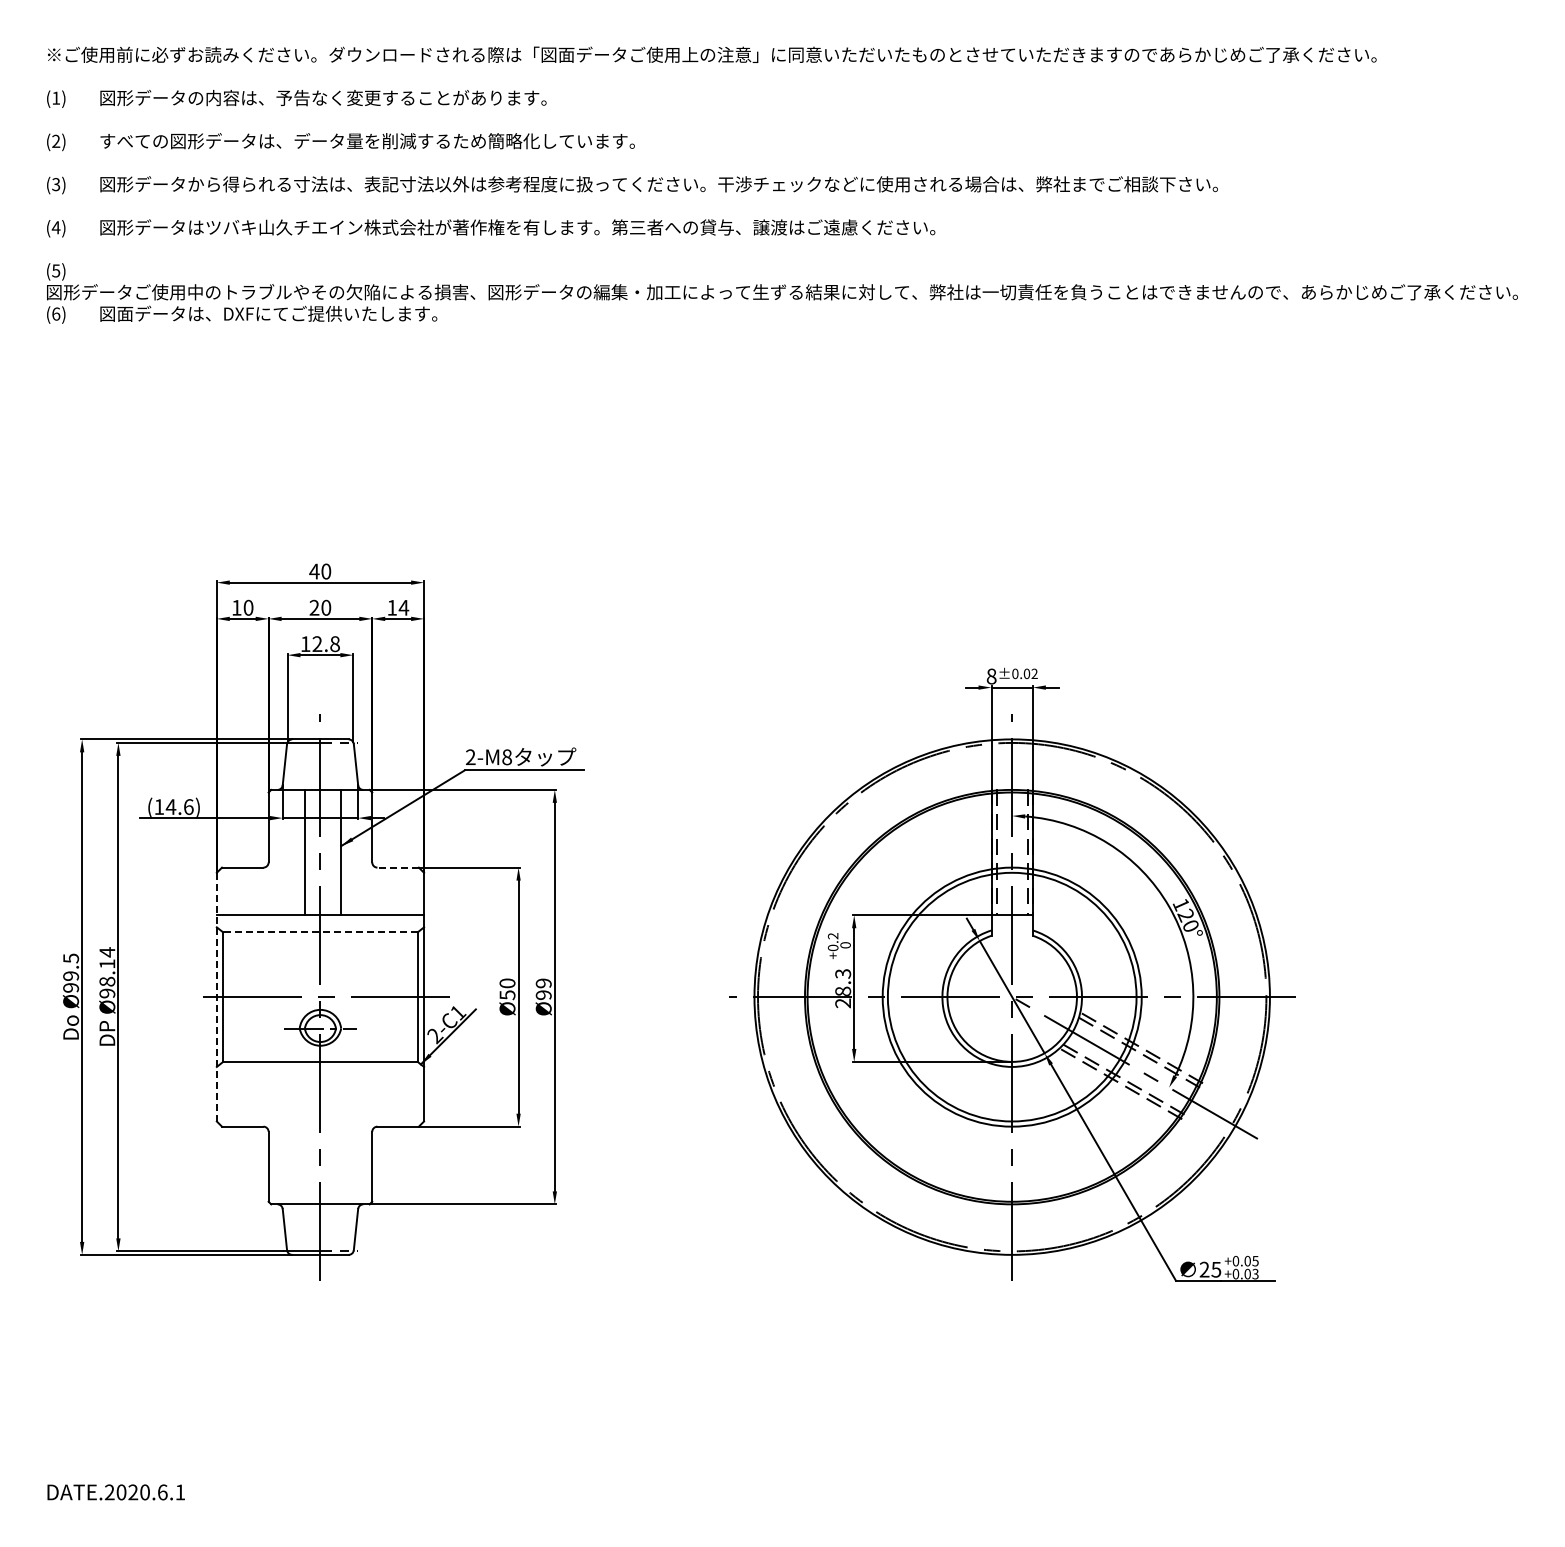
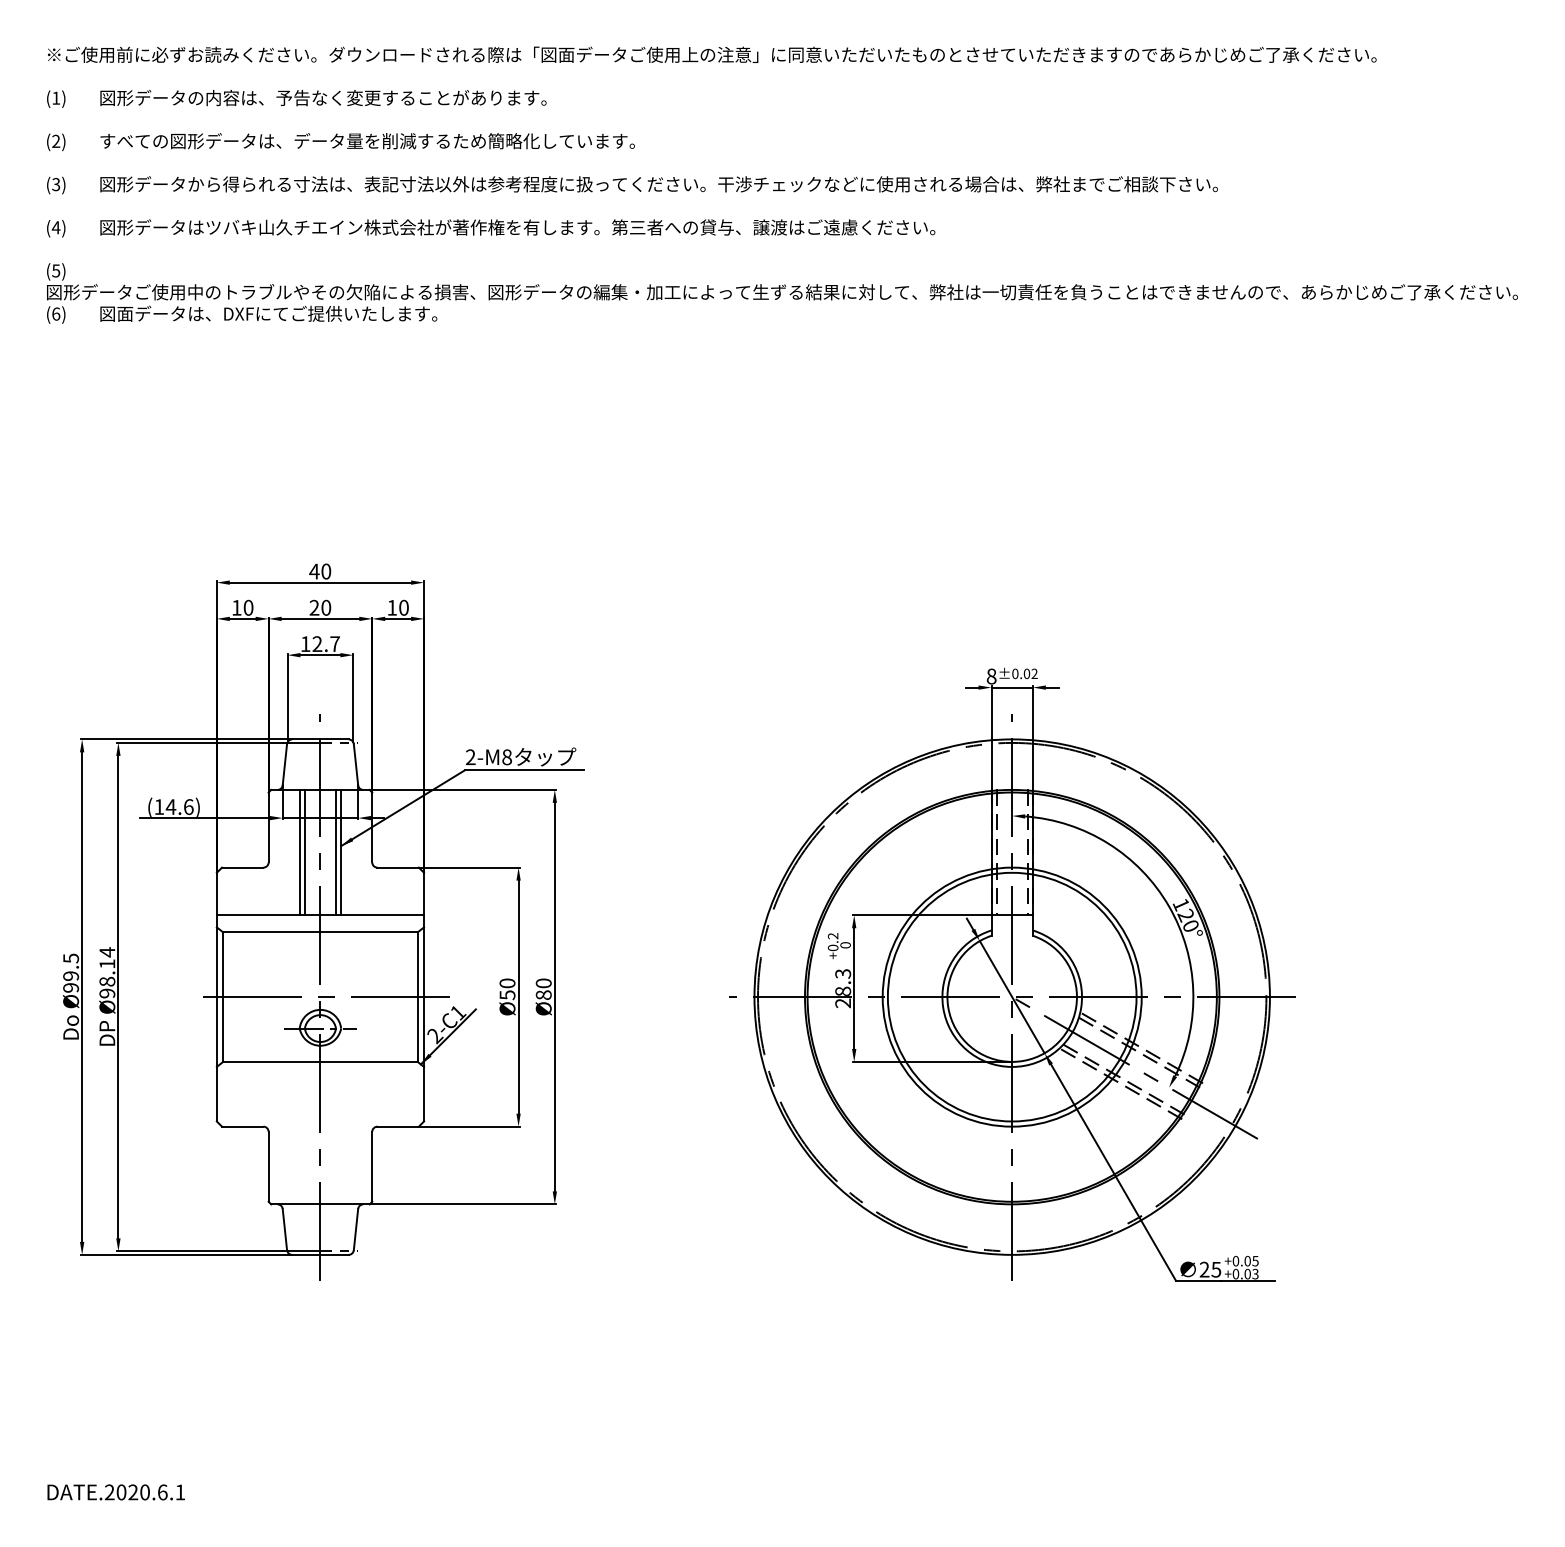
text: 14 -> 10 (403, 607)
text: 12.8 -> 12.7 (334, 644)
line: none -> present (299, 852)
line: none -> present (335, 852)
line: dashed -> solid (398, 867)
line: dashed -> solid (319, 932)
text: Ø99 -> Ø80 (543, 988)
line: dashed -> solid (216, 997)
